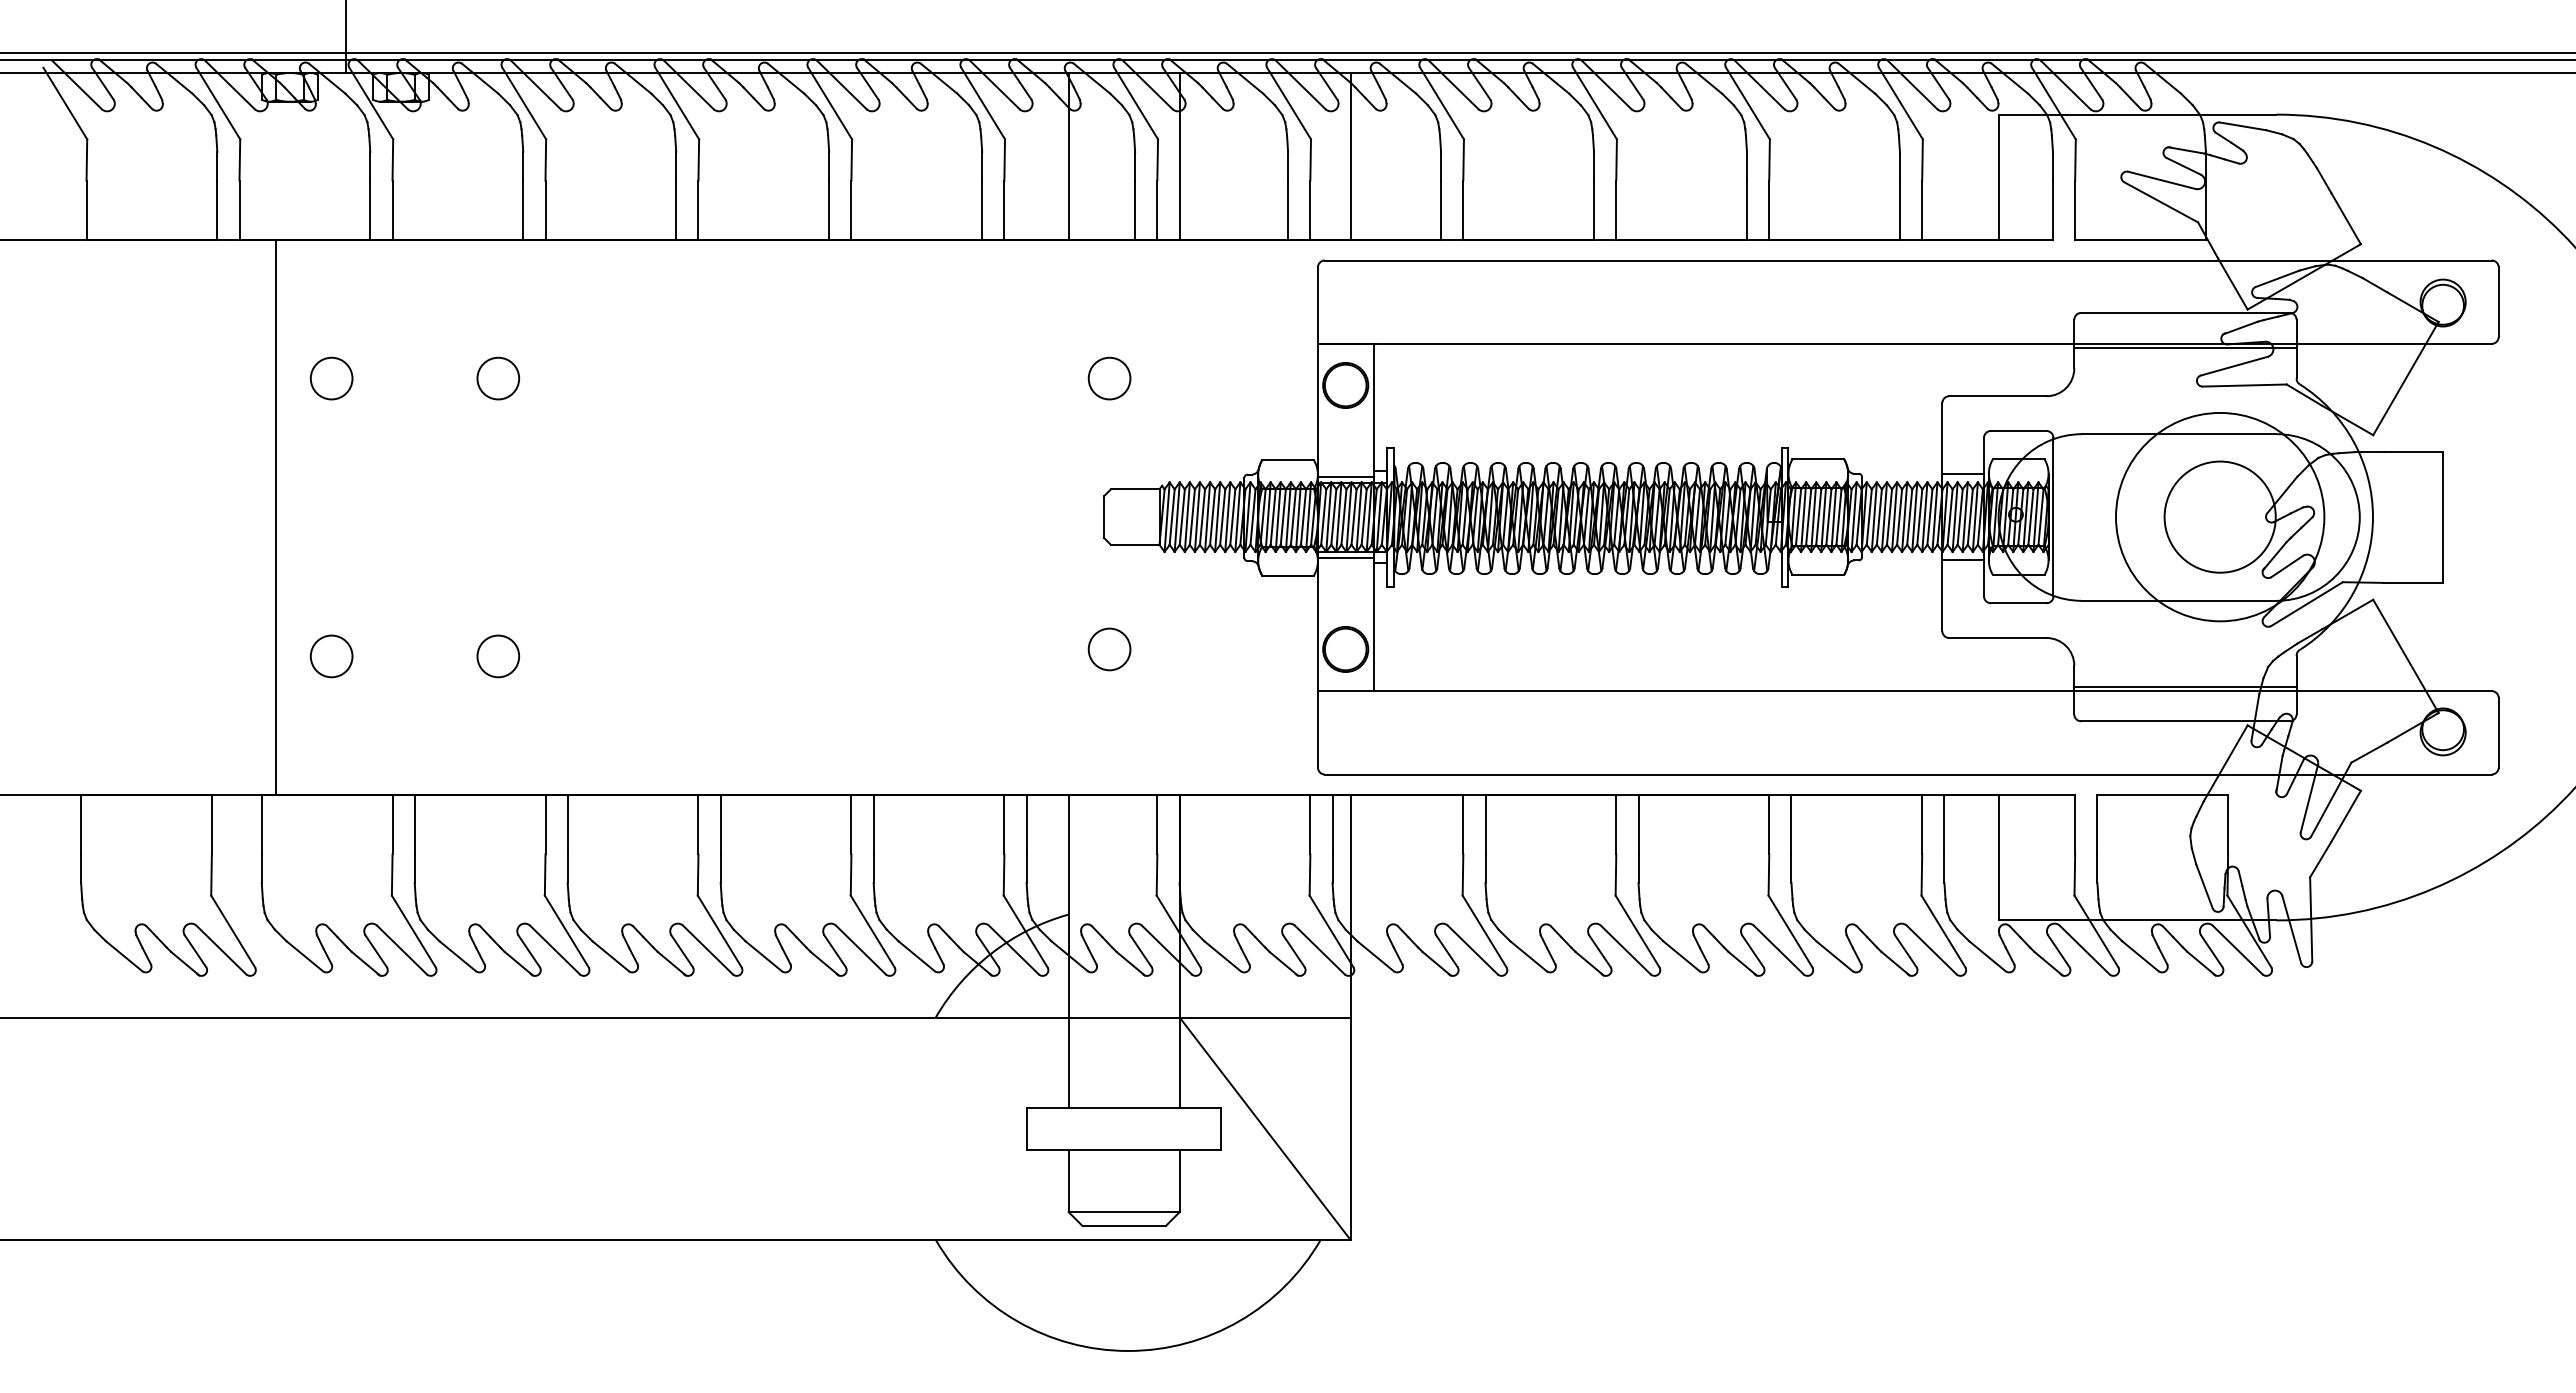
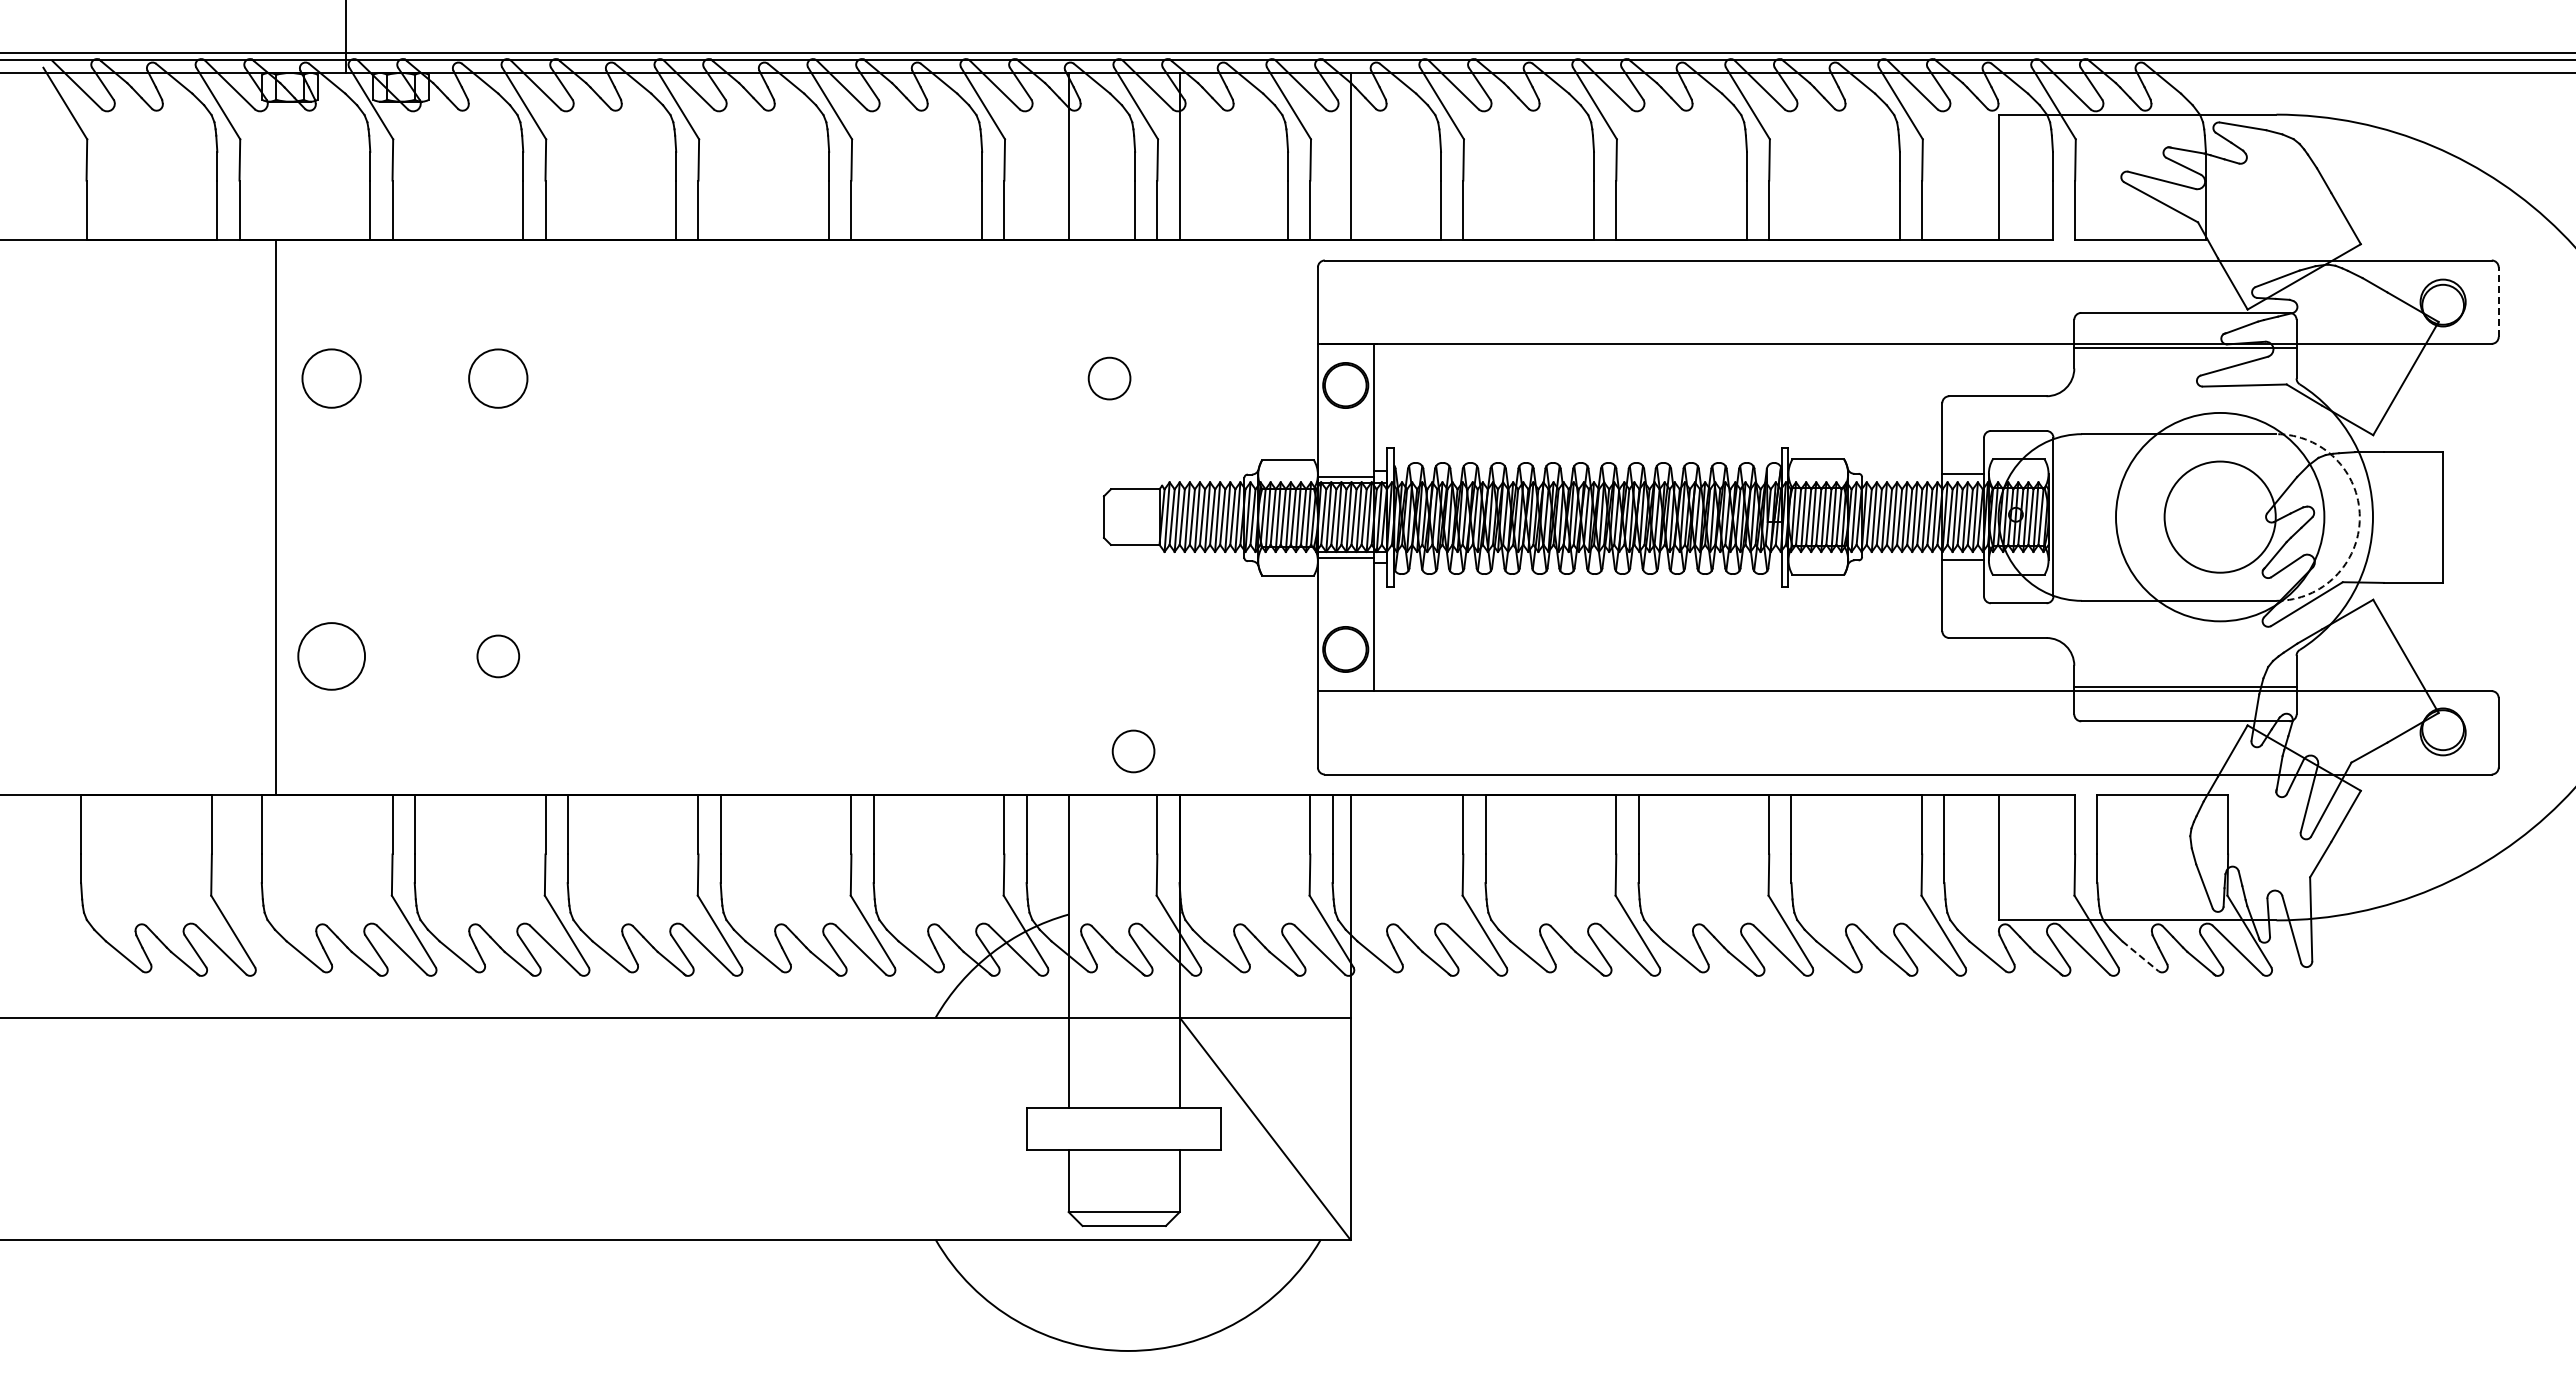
line: solid -> dashed (2498, 302)
circle diameter: 42 px -> 58 px (331, 378)
circle size: 45x45 px -> 61x61 px (498, 378)
arc: solid -> dashed (2359, 517)
circle position: (1109, 649) -> (1133, 751) (1133, 751)
circle diameter: 42 px -> 67 px (331, 656)
line: solid -> dashed (2140, 956)
